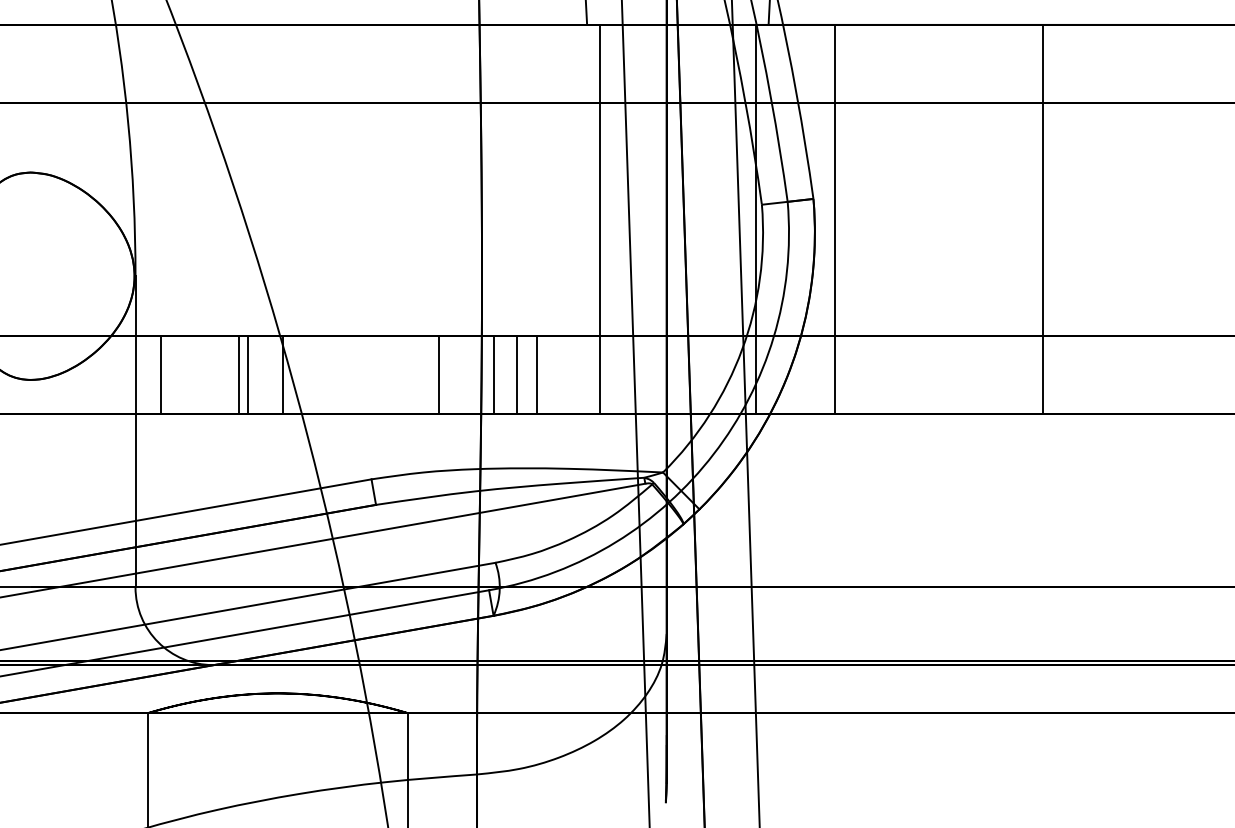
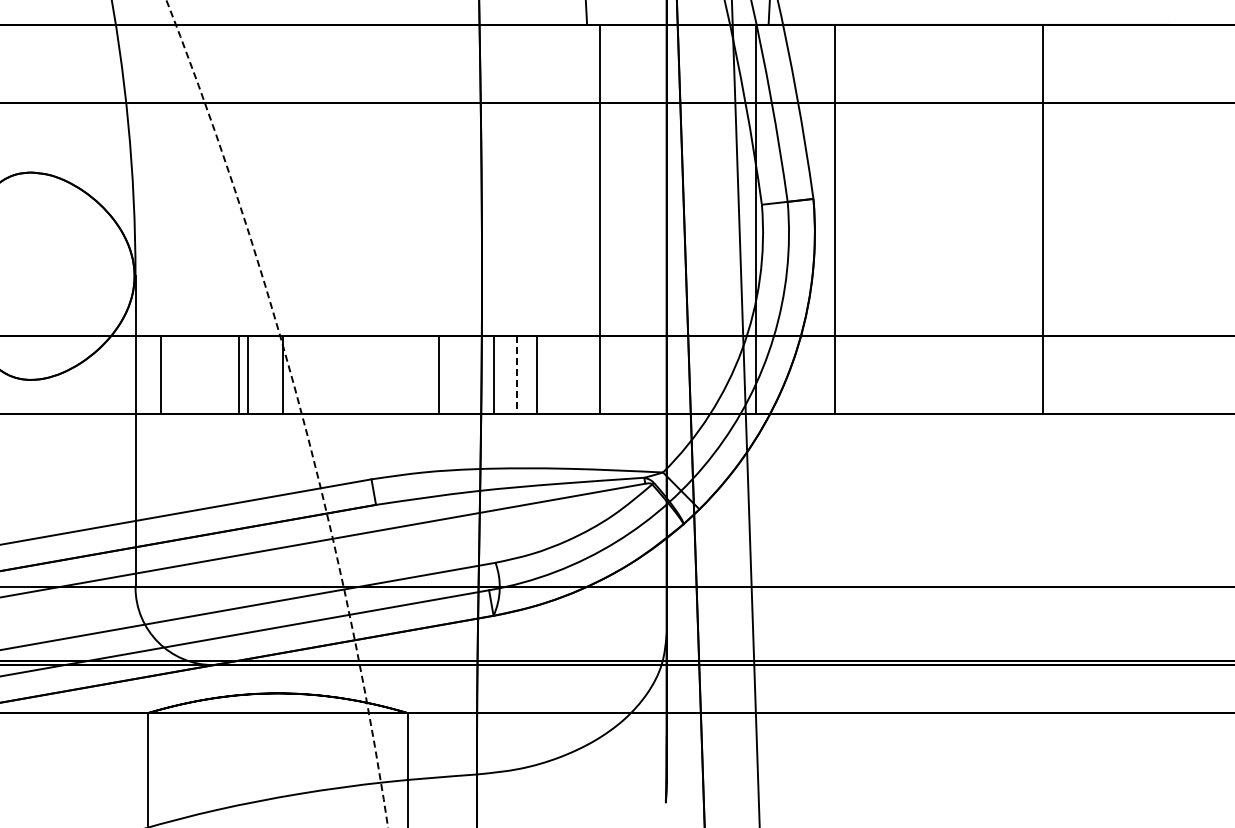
line: solid -> dashed (517, 374)
arc: solid -> dashed (299, 407)
line: present -> none (635, 413)
